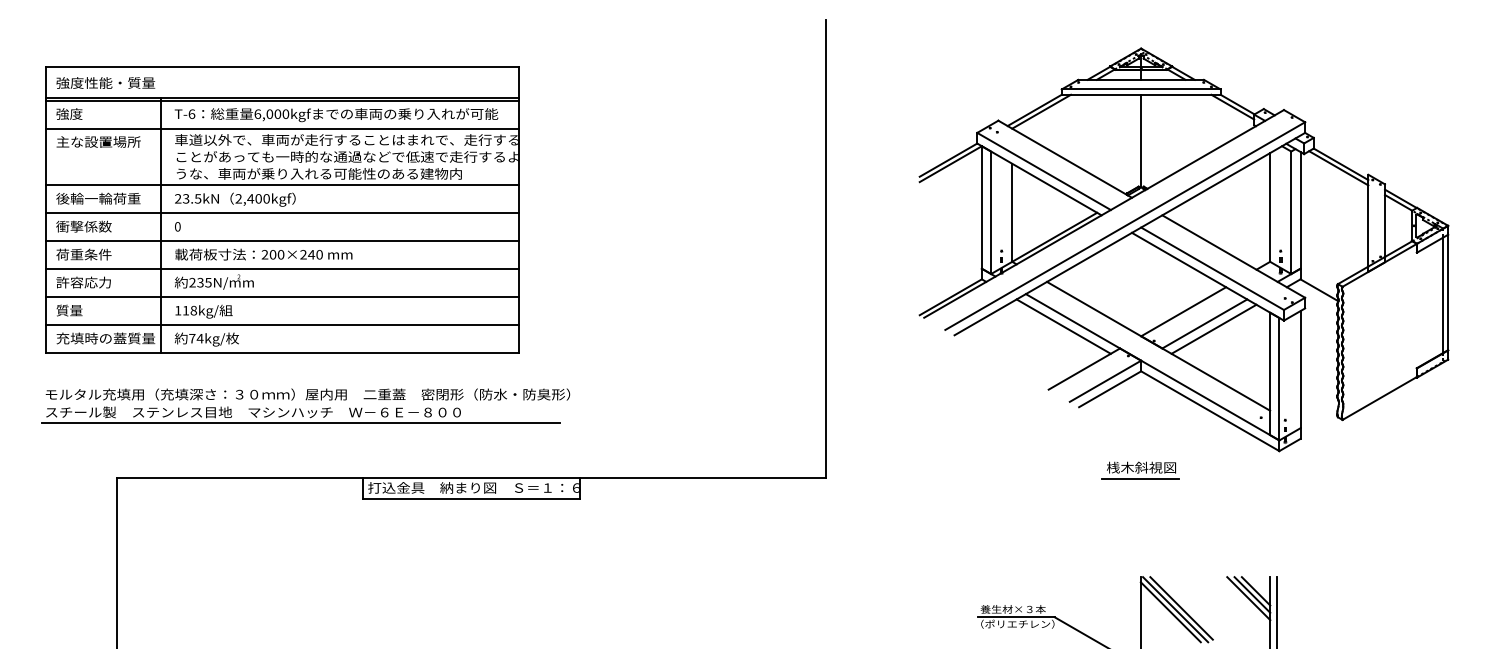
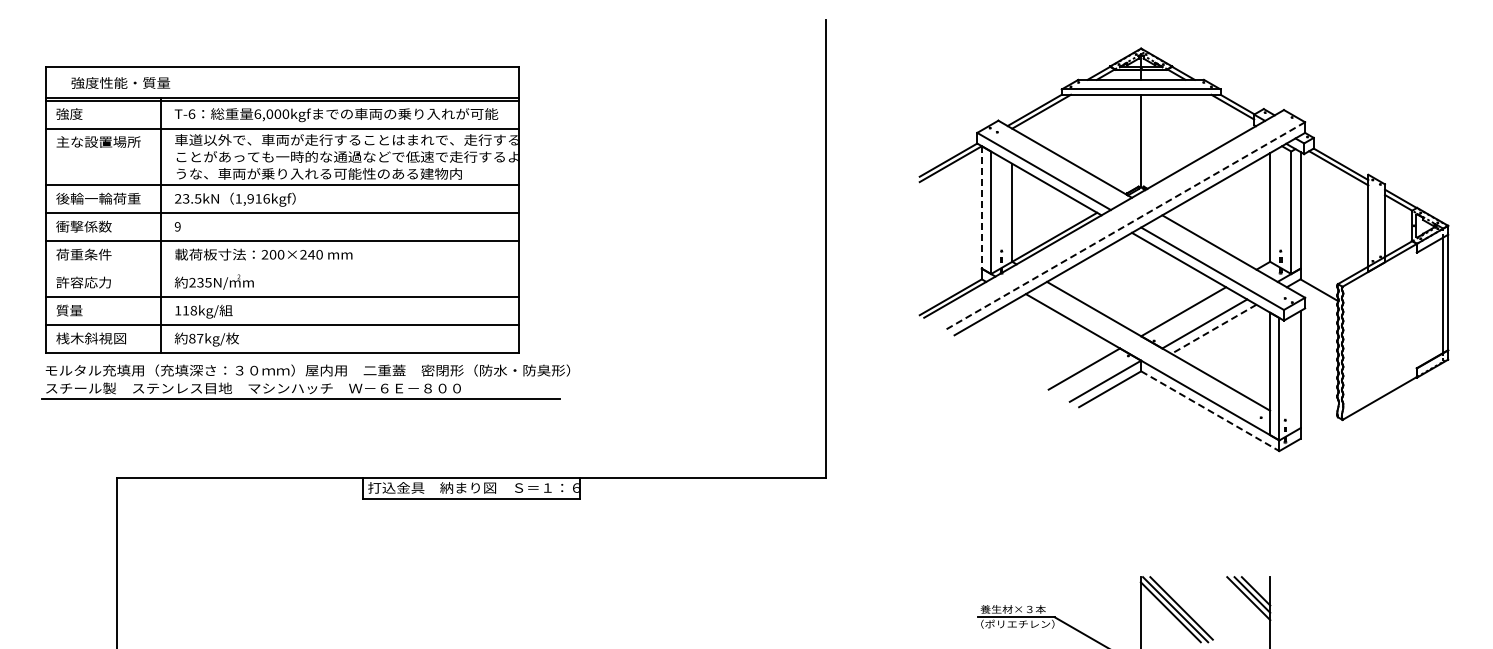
text position: (105, 82) -> (120, 82) (120, 82)
text: 2,400kgf -> 1,916kgf (252, 198)
line: solid -> dashed (981, 207)
text: 0 -> 9 (177, 226)
line: solid -> dashed (1125, 226)
line: present -> none (282, 269)
line: present -> none (1063, 326)
line: solid -> dashed (1213, 329)
text: 充填時の蓋質量 -> 桟木斜視図 (105, 338)
text: 74kg/ -> 87kg/ (196, 338)
part position: (305, 405) -> (305, 381) (305, 381)
line: solid -> dashed (1210, 411)
part: present -> none (1140, 470)
line: present -> none (1276, 611)
